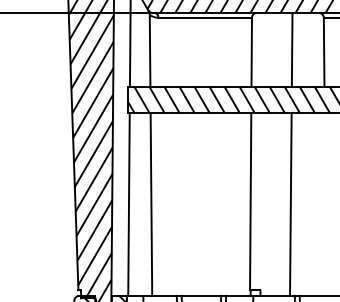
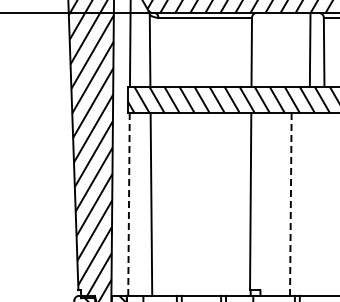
line position: (291, 49) -> (309, 49) (309, 49)
line: solid -> dashed (128, 204)
line: solid -> dashed (290, 204)
